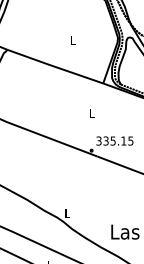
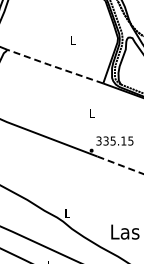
line: solid -> dashed (54, 66)
line: solid -> dashed (120, 165)
